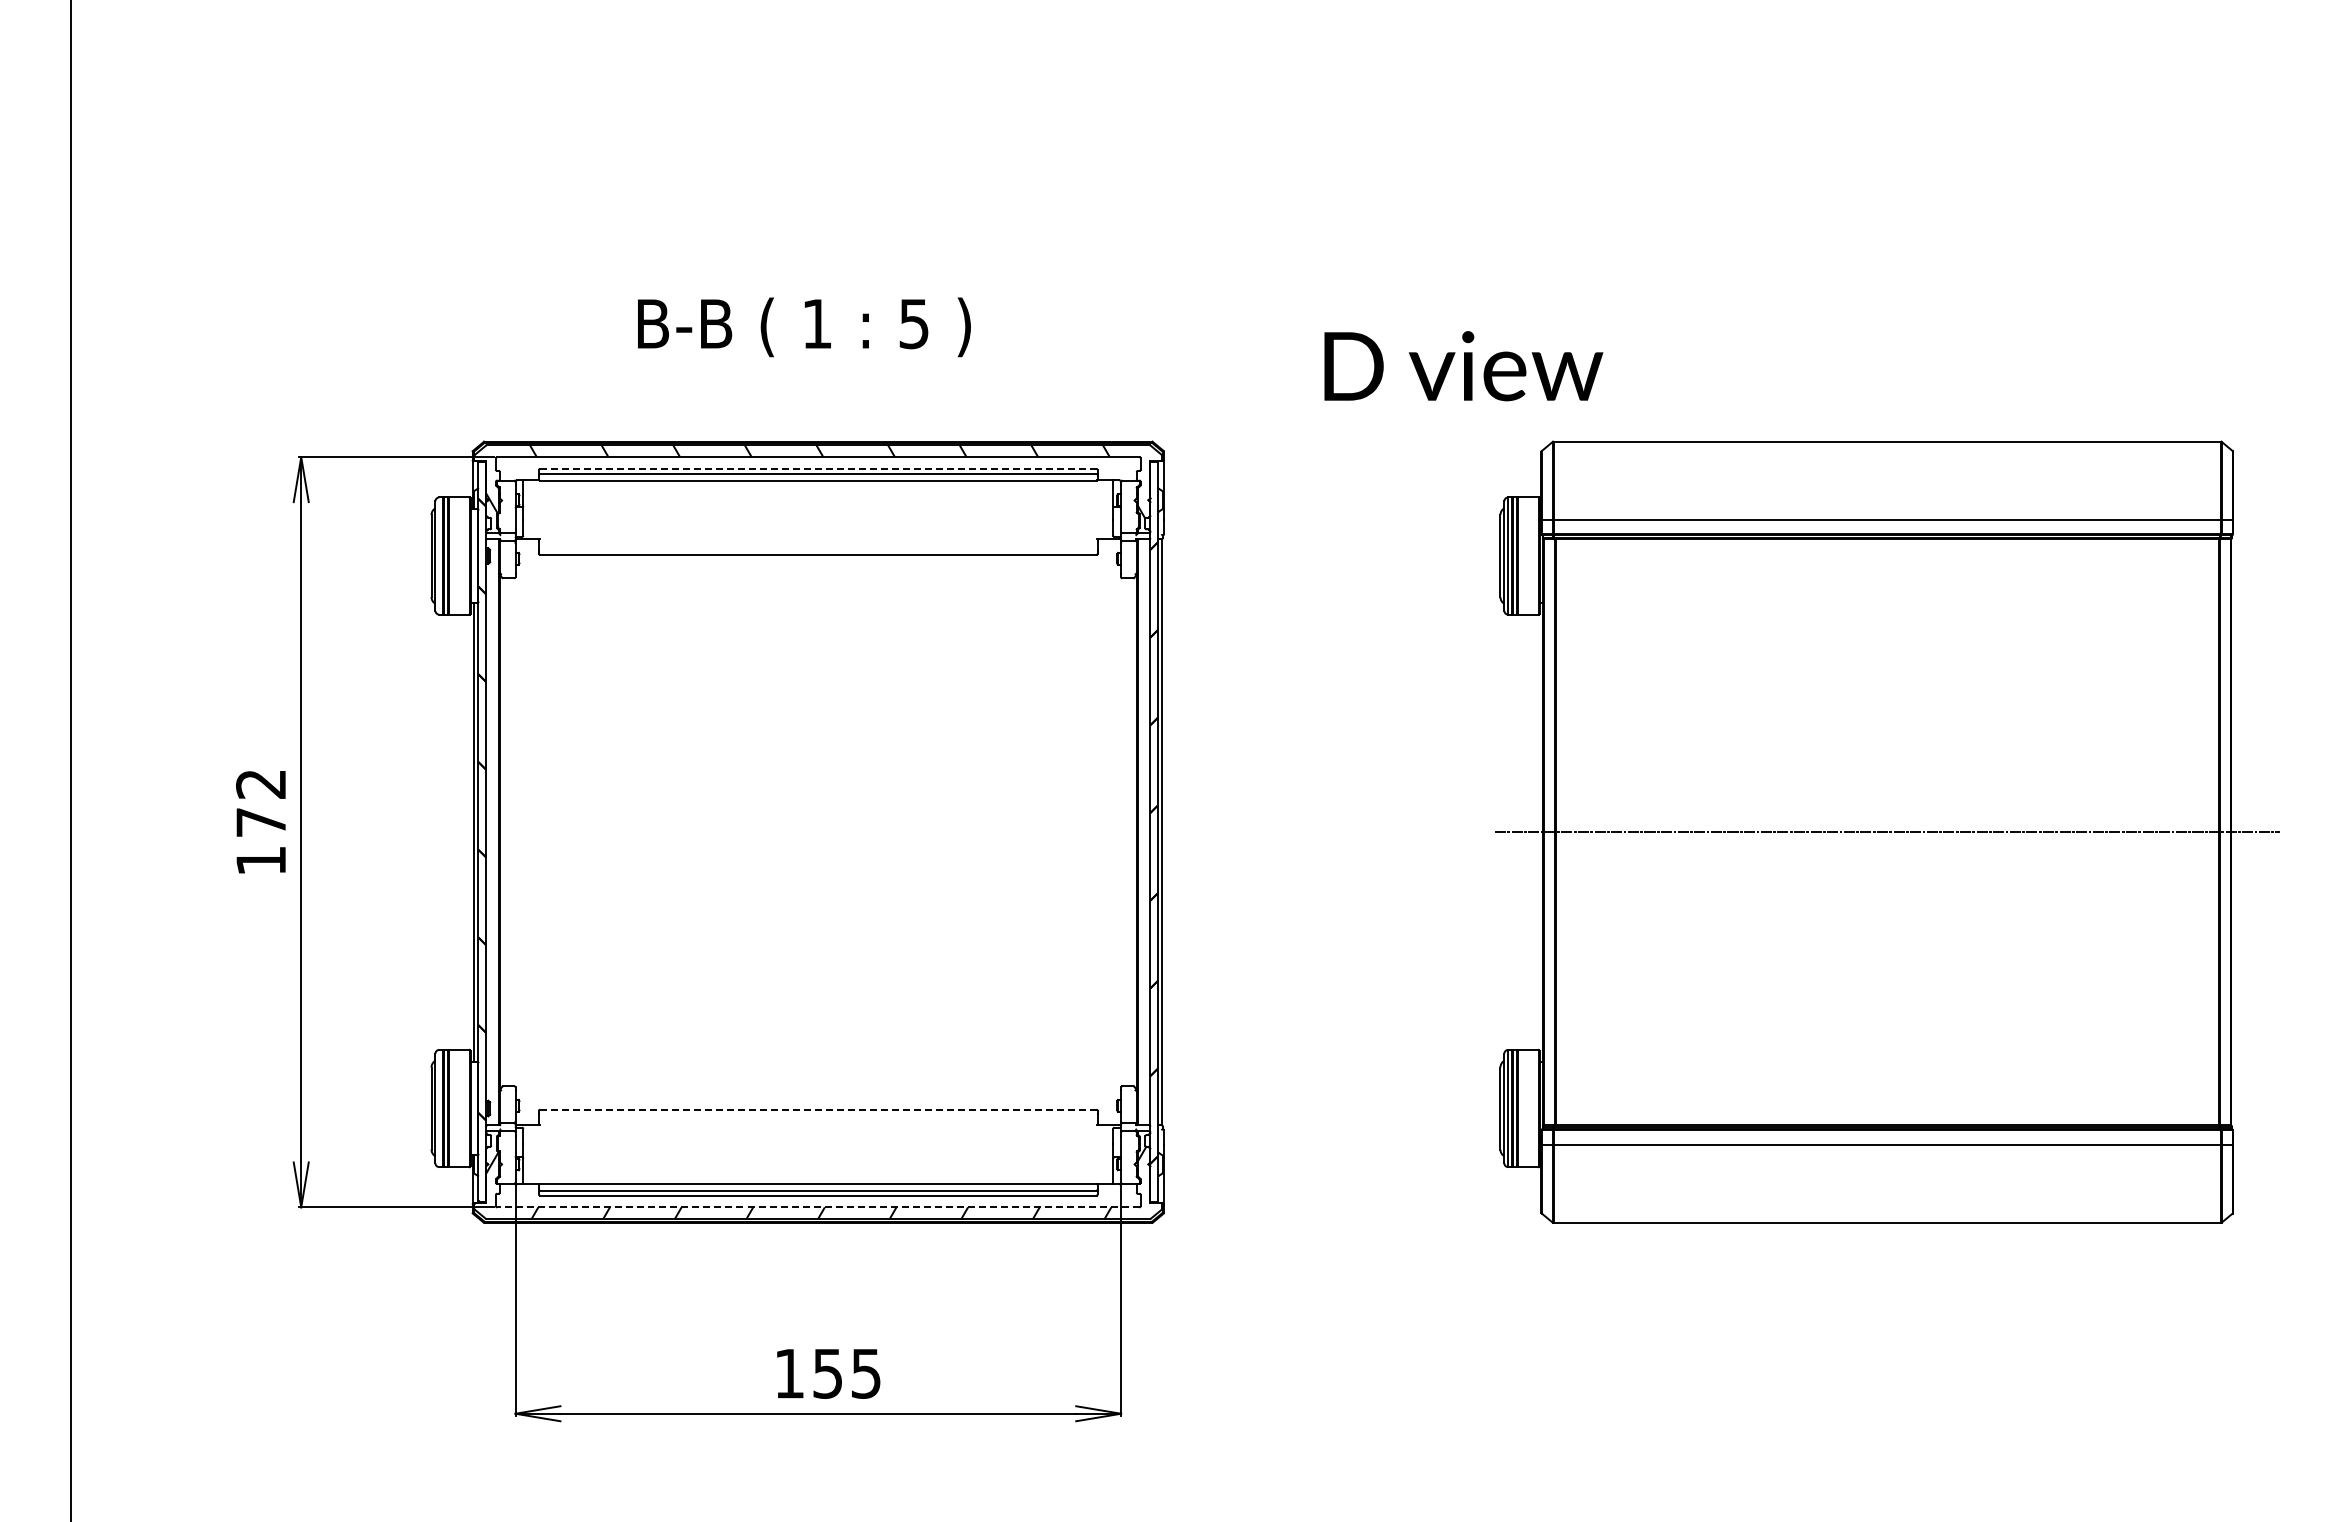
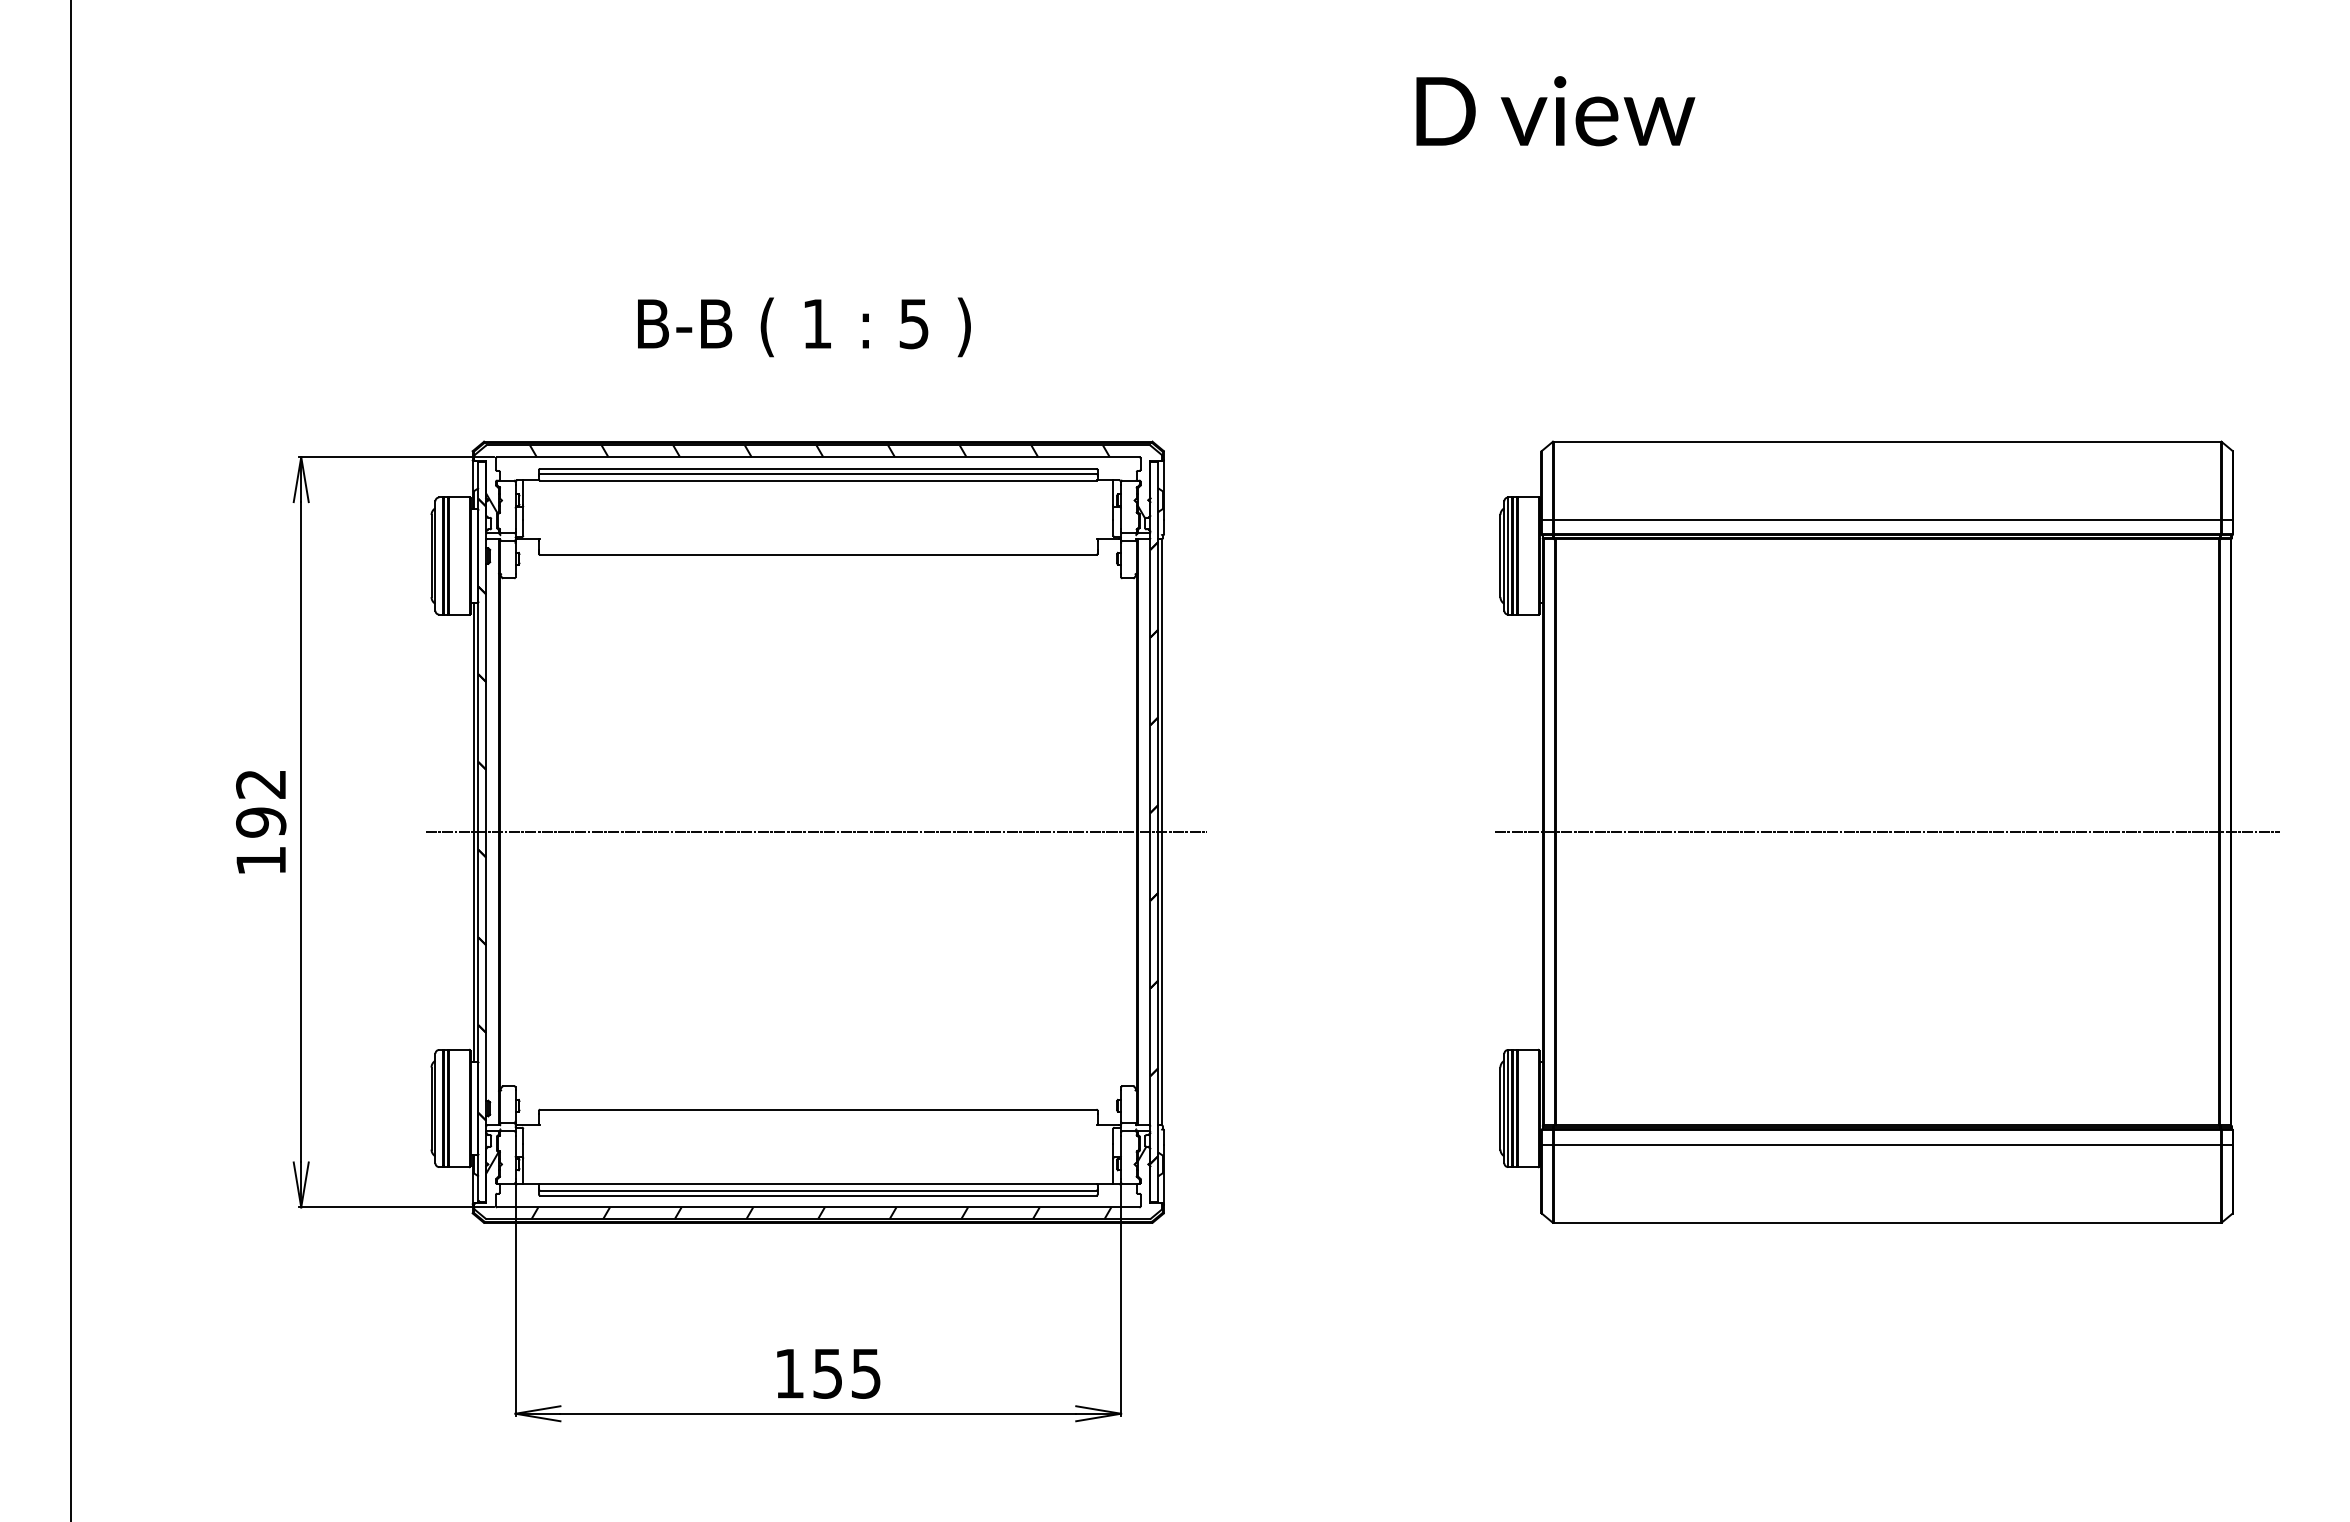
text position: (1463, 366) -> (1555, 111) (1555, 111)
line: dashed -> solid (817, 468)
text: 172 -> 192 (261, 822)
line: none -> present (816, 832)
line: dashed -> solid (817, 1109)
line: dashed -> solid (817, 1207)
